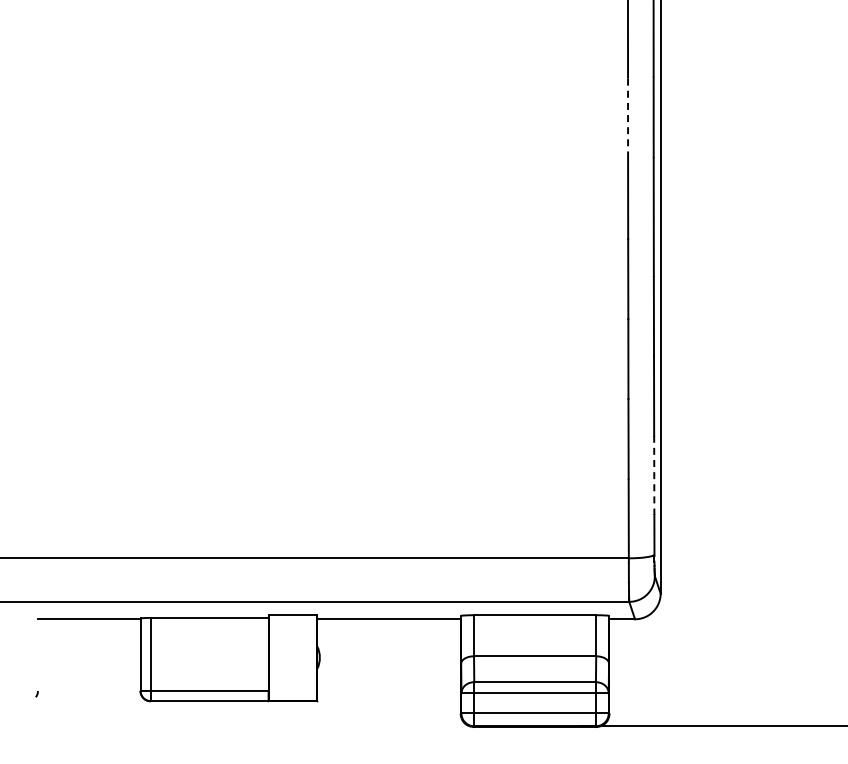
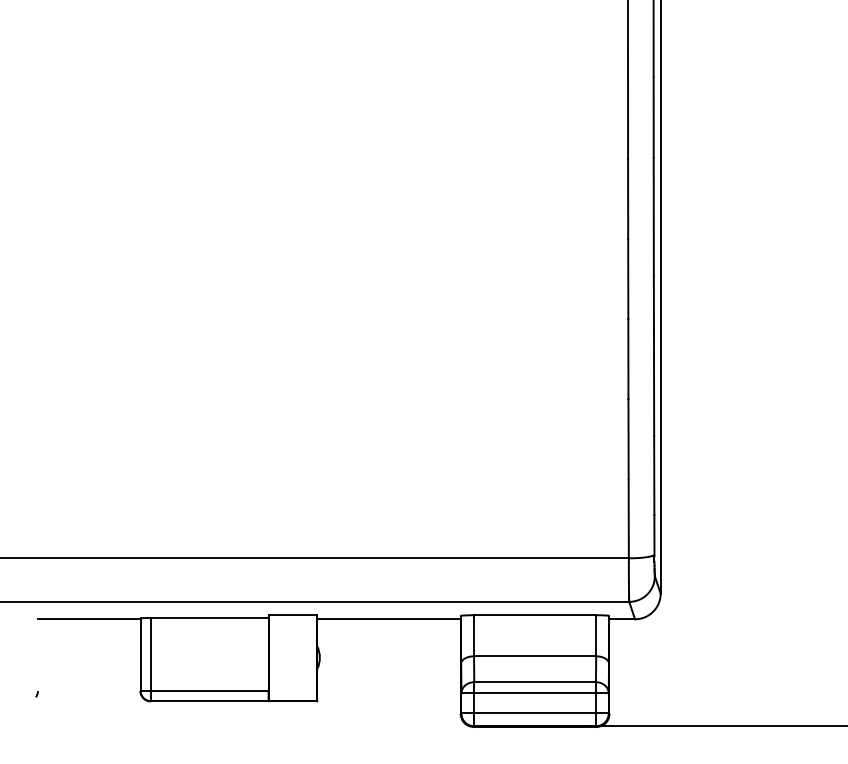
line: dashed -> solid (628, 119)
line: dashed -> solid (654, 475)
